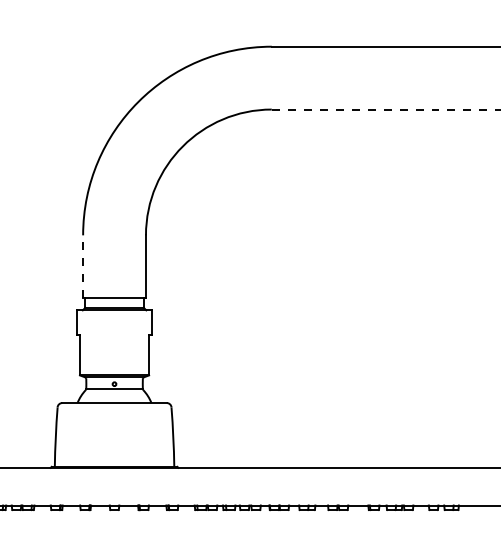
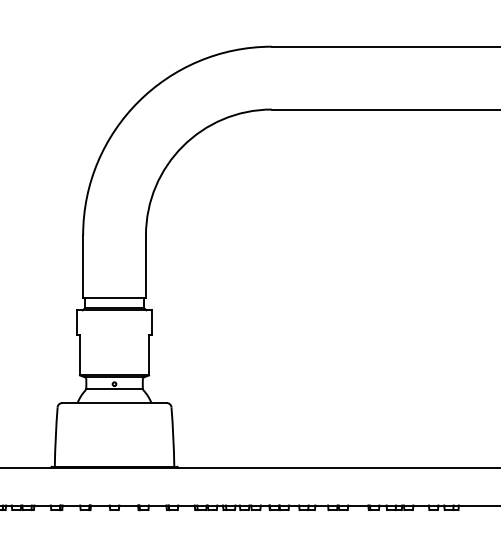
line: dashed -> solid (386, 109)
line: dashed -> solid (83, 266)
